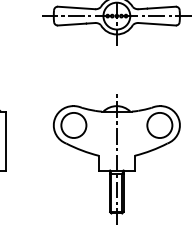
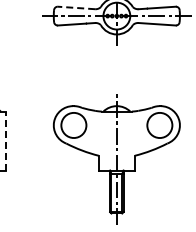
line: solid -> dashed (76, 7)
line: solid -> dashed (5, 140)
